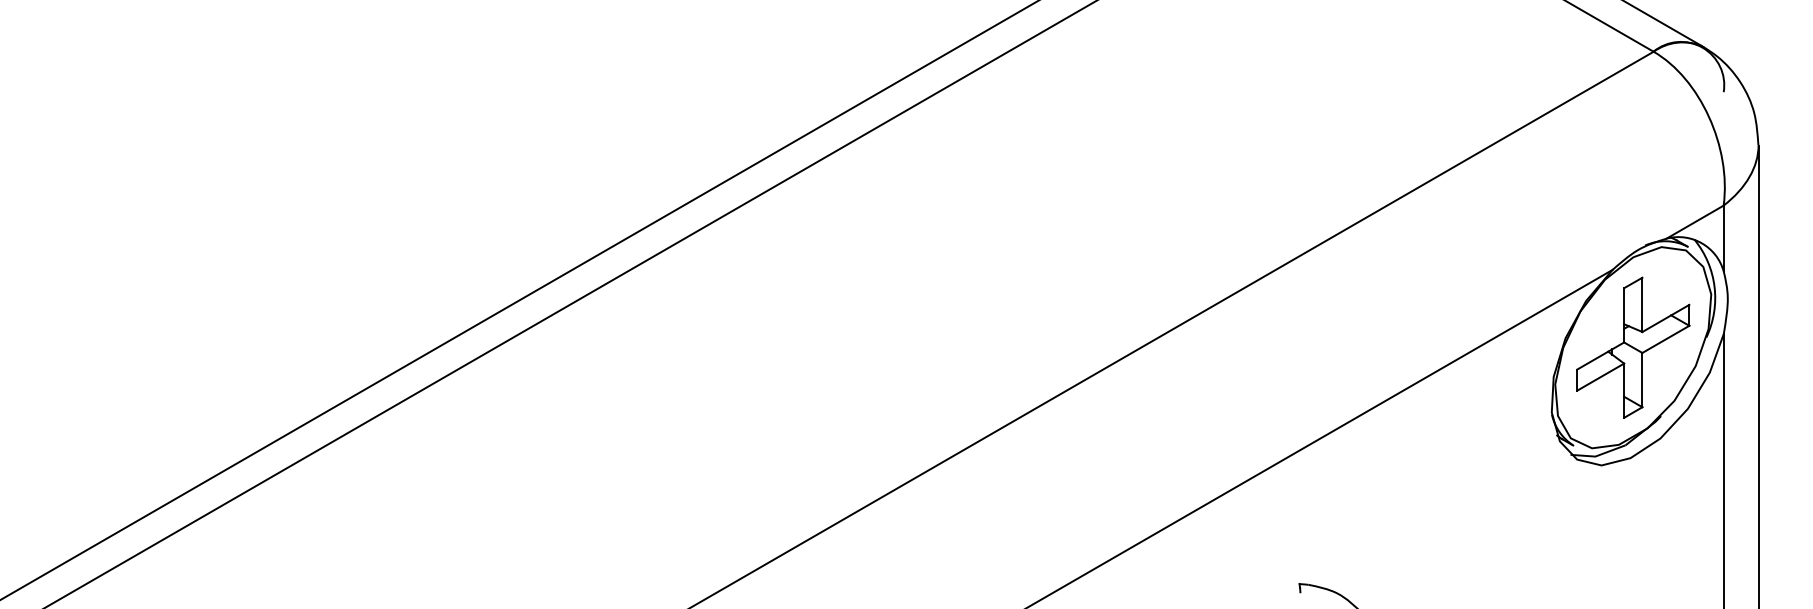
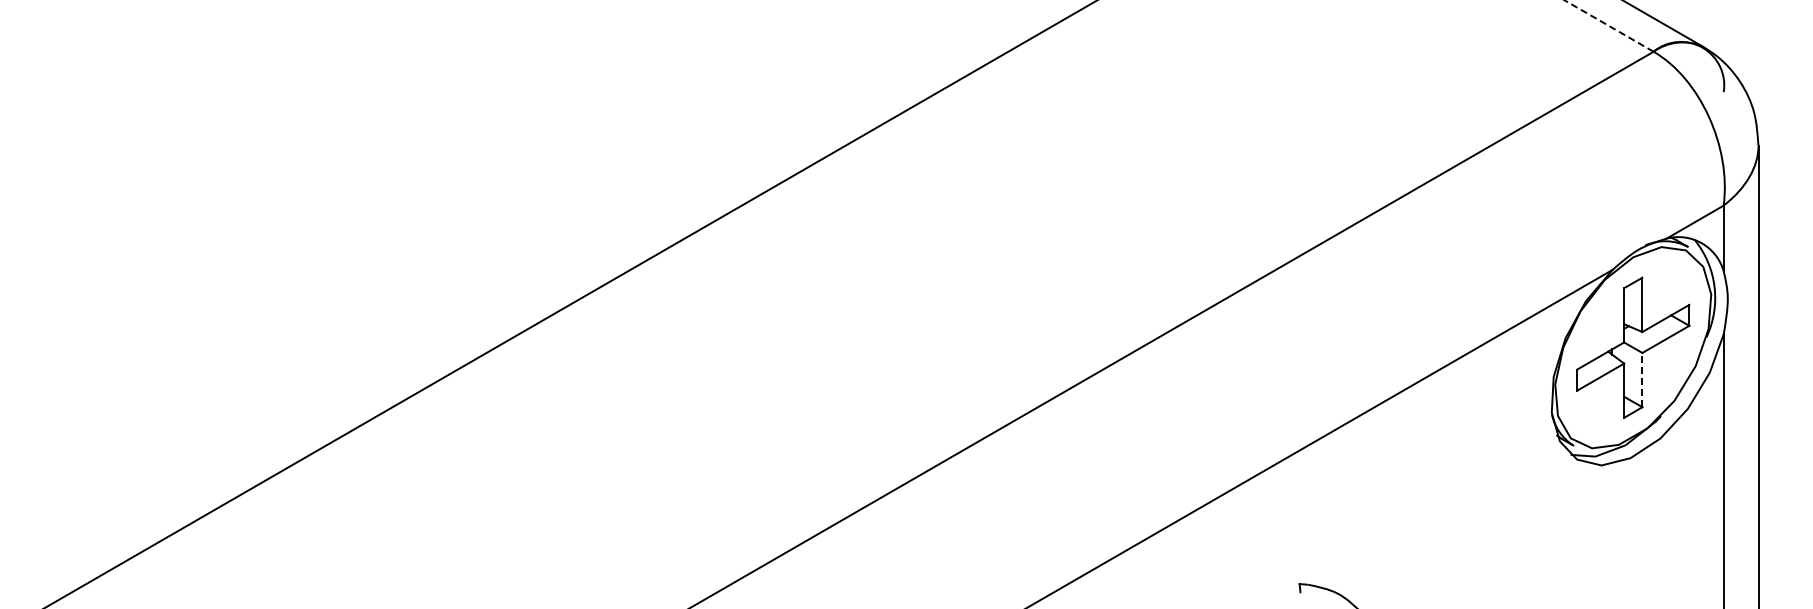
line: solid -> dashed (1608, 25)
line: present -> none (519, 300)
line: solid -> dashed (1642, 379)
